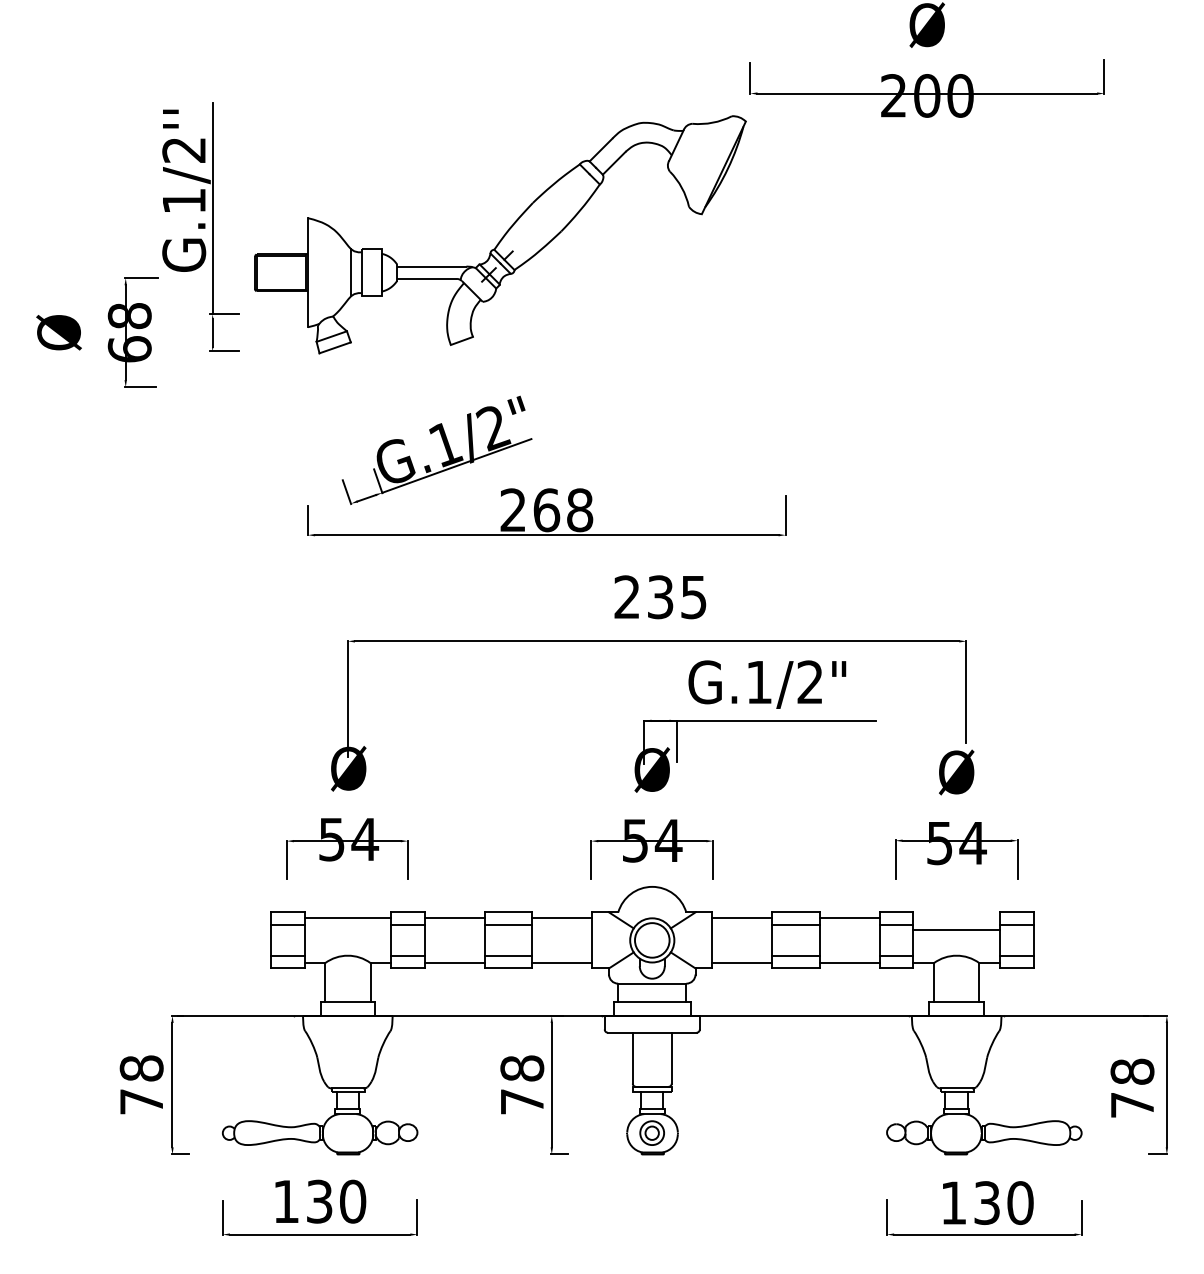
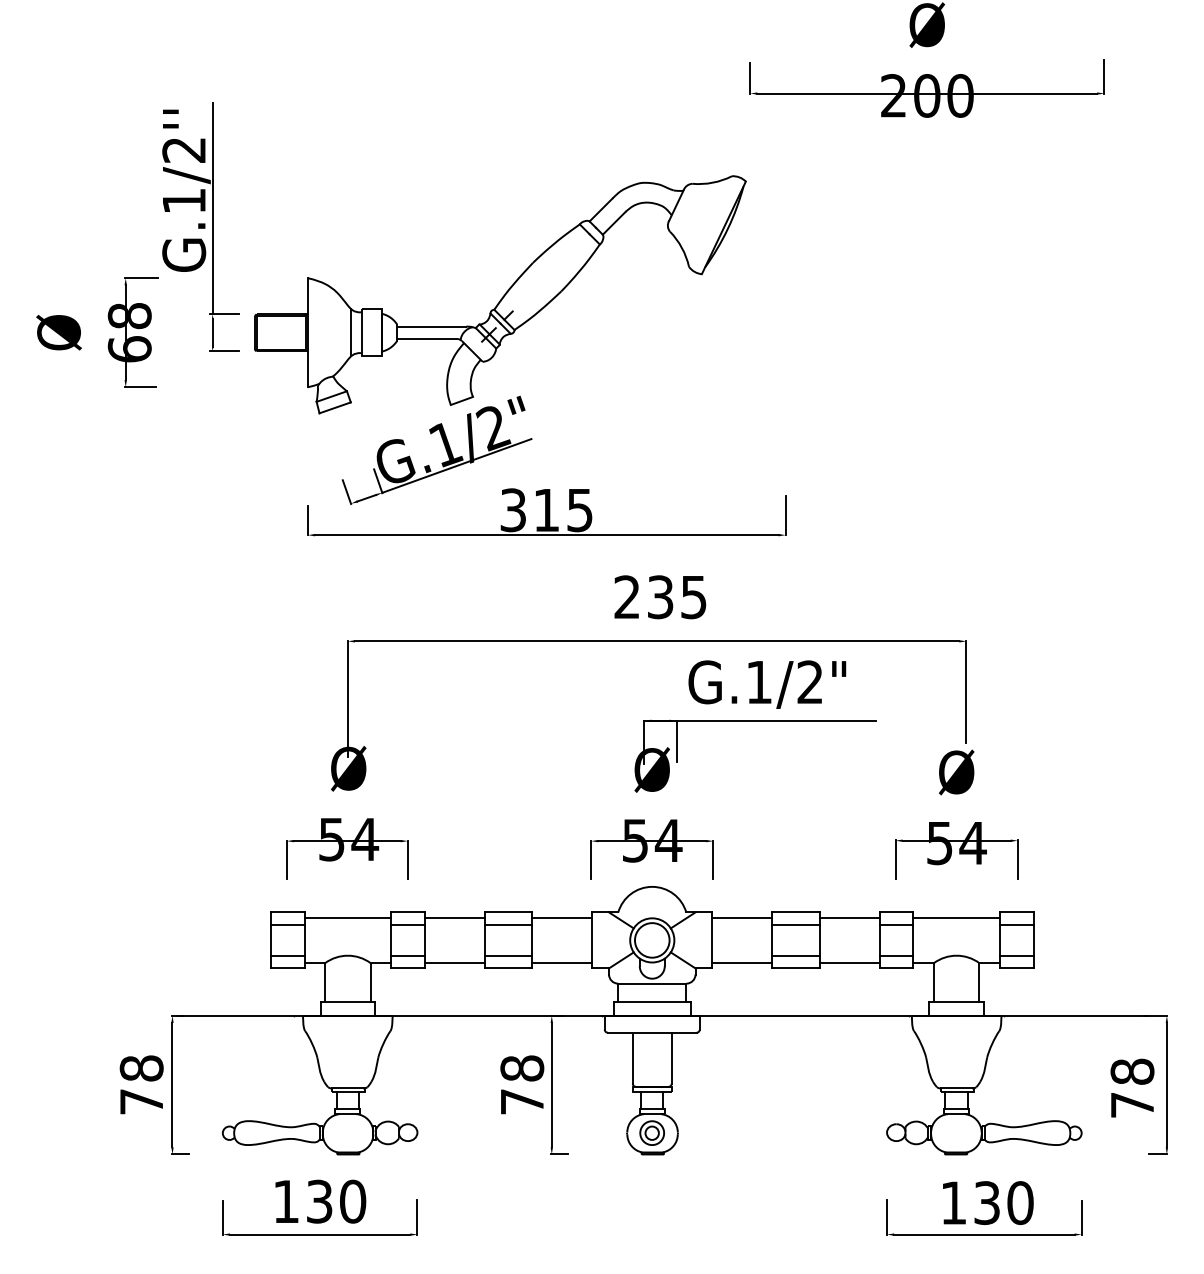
part position: (500, 234) -> (500, 294) (500, 294)
text: 268 -> 315 (546, 510)
line position: (956, 929) -> (956, 917) (956, 917)
